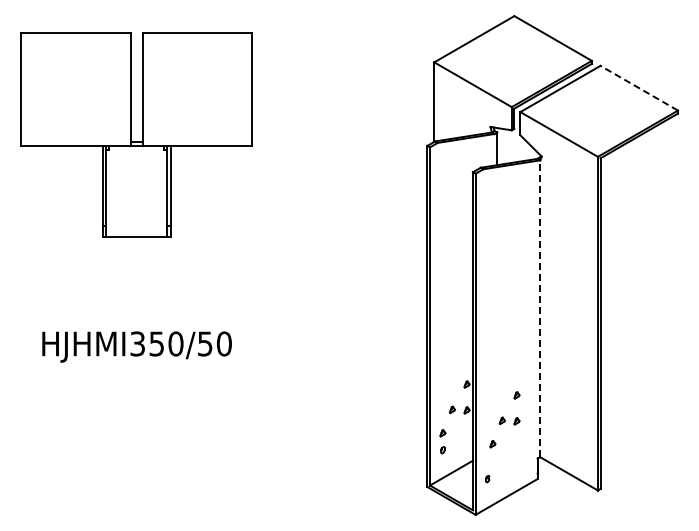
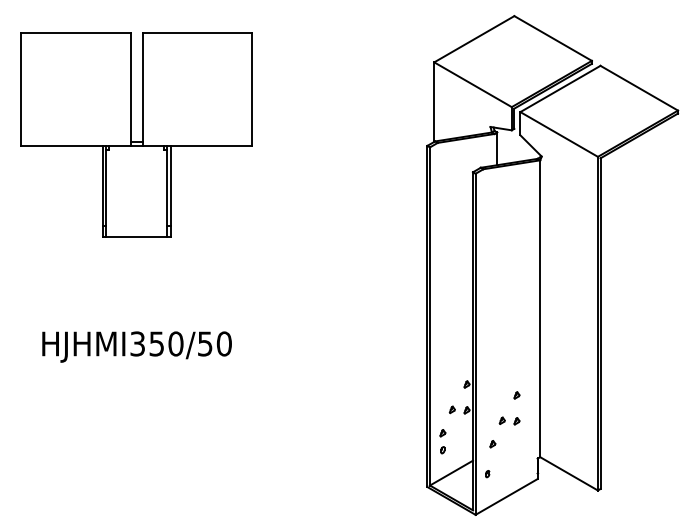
line: dashed -> solid (639, 88)
line: dashed -> solid (540, 308)
part position: (487, 479) -> (487, 474) (487, 474)
